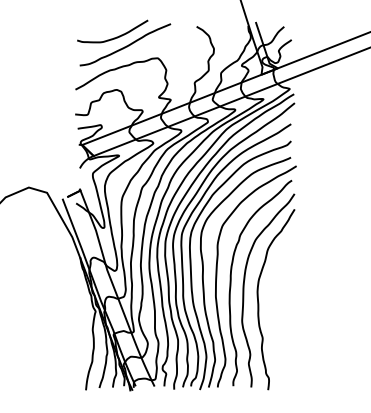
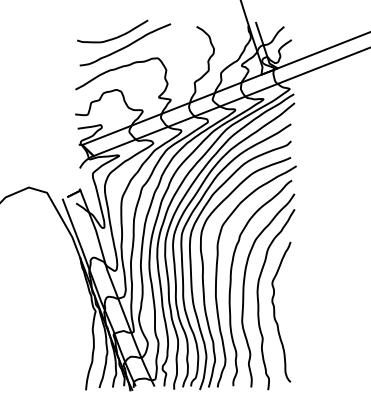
curve: none -> present (275, 311)
